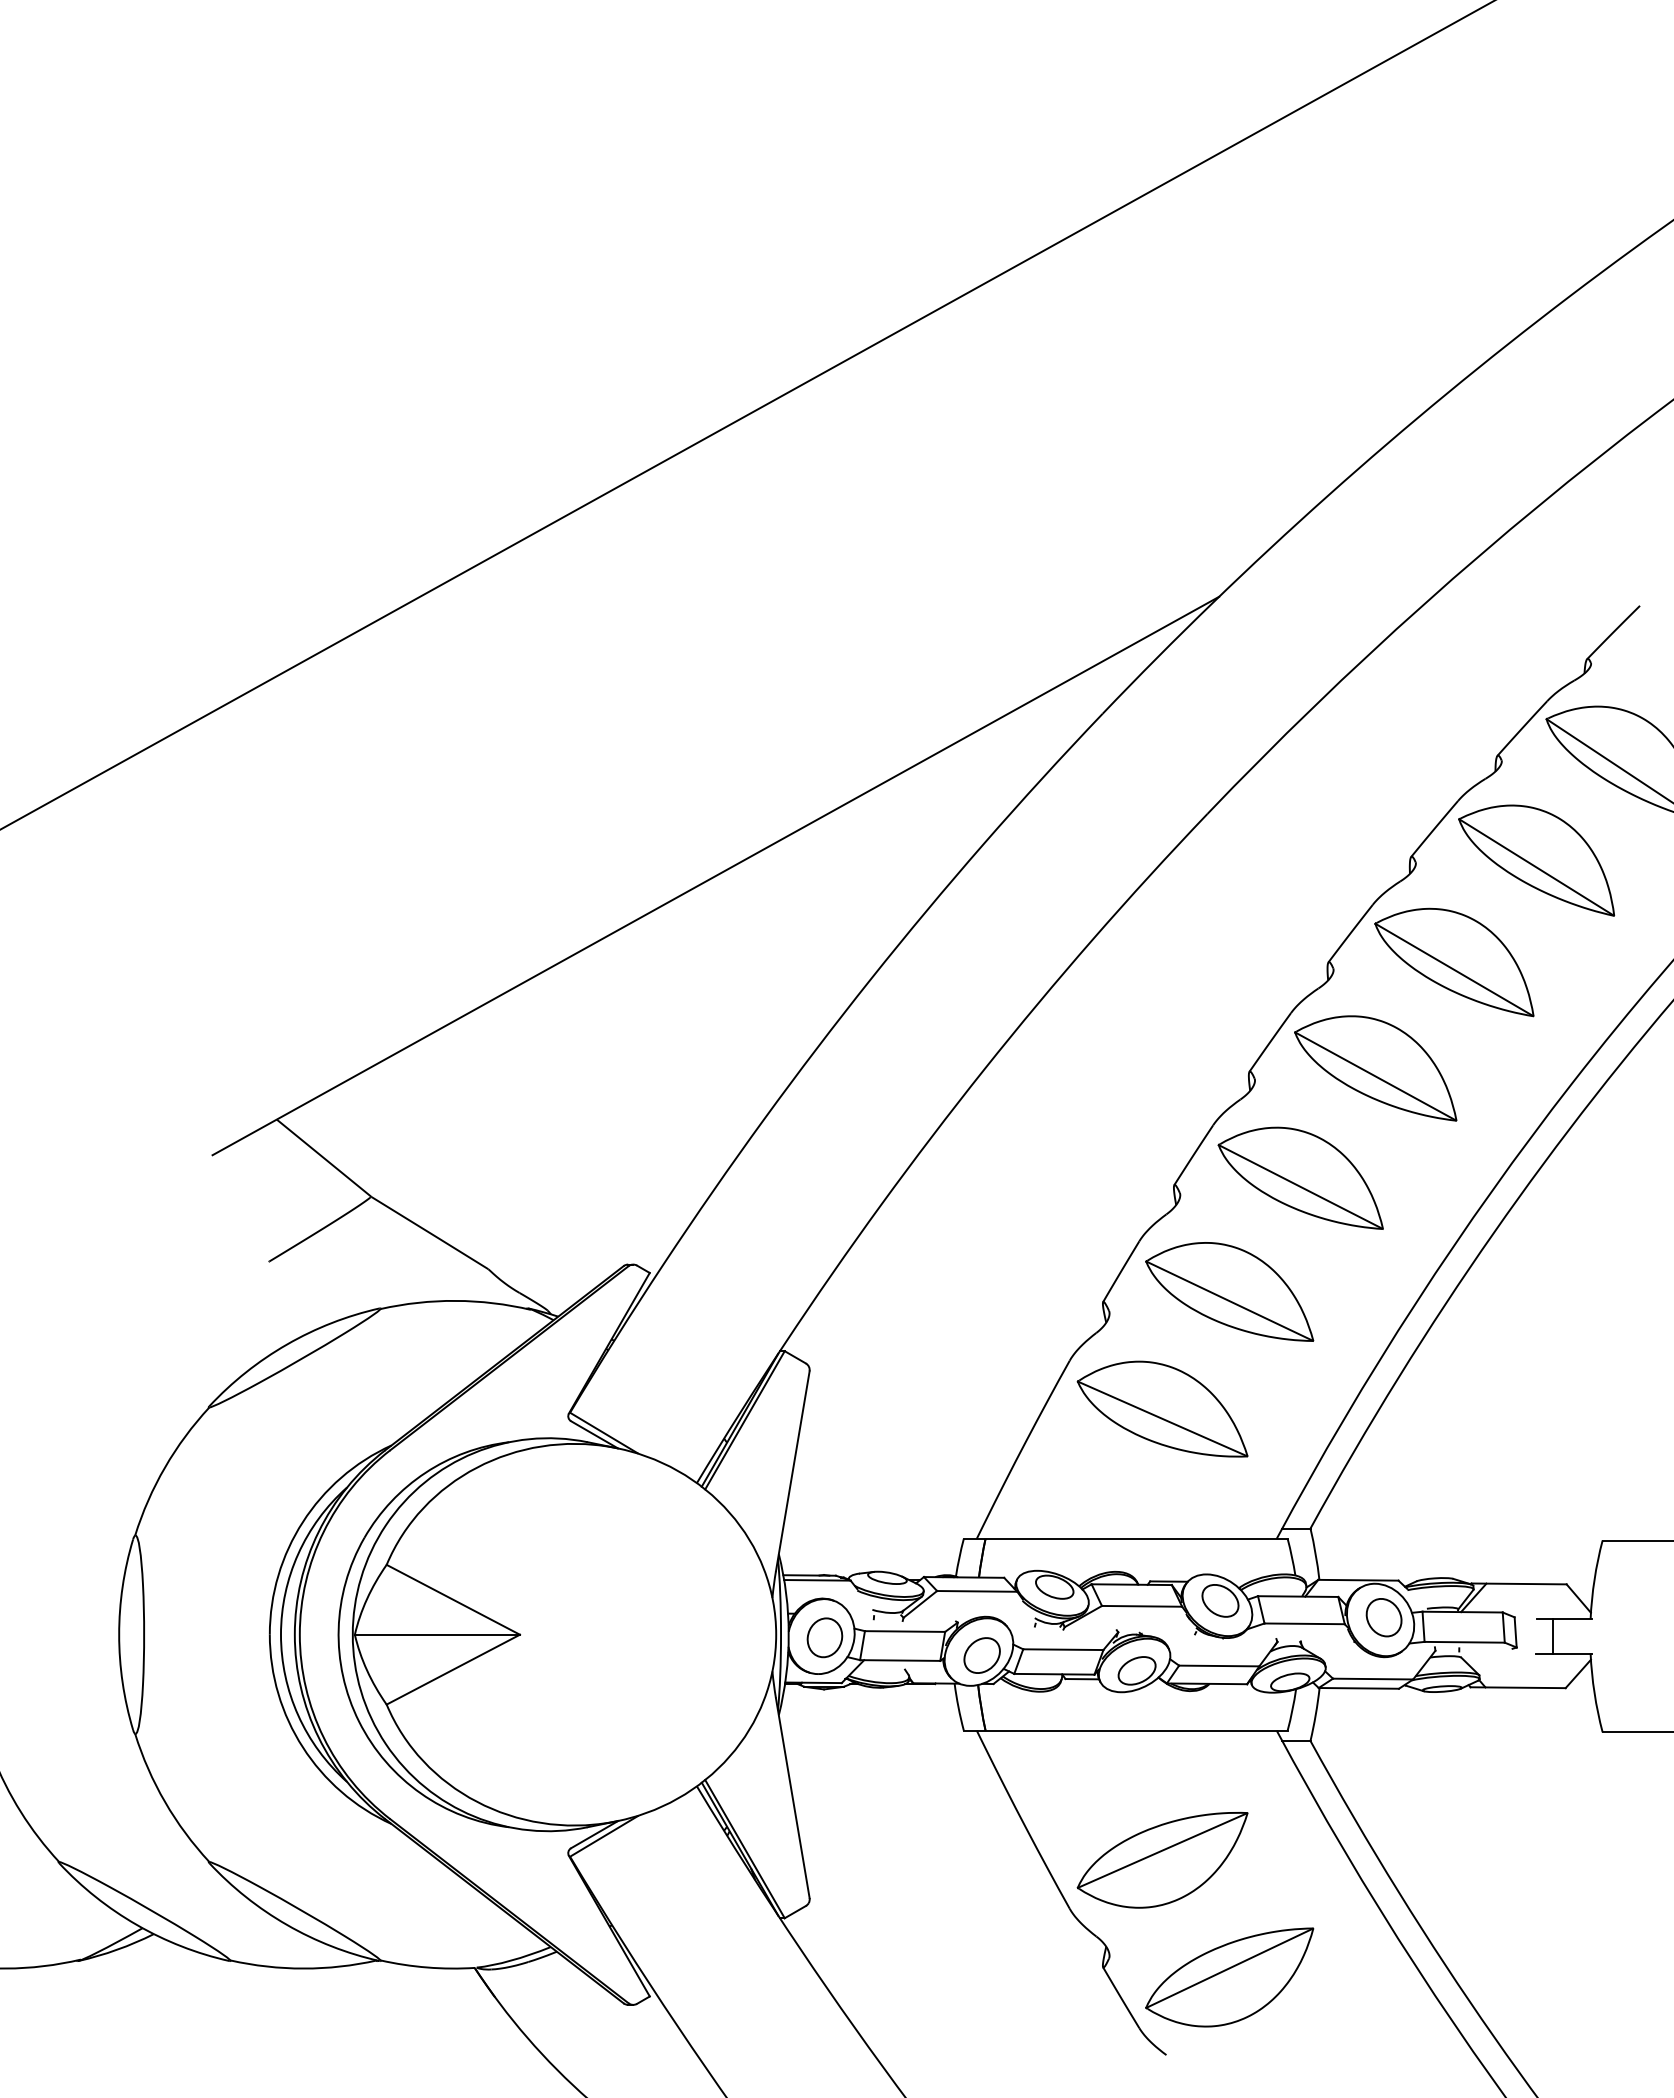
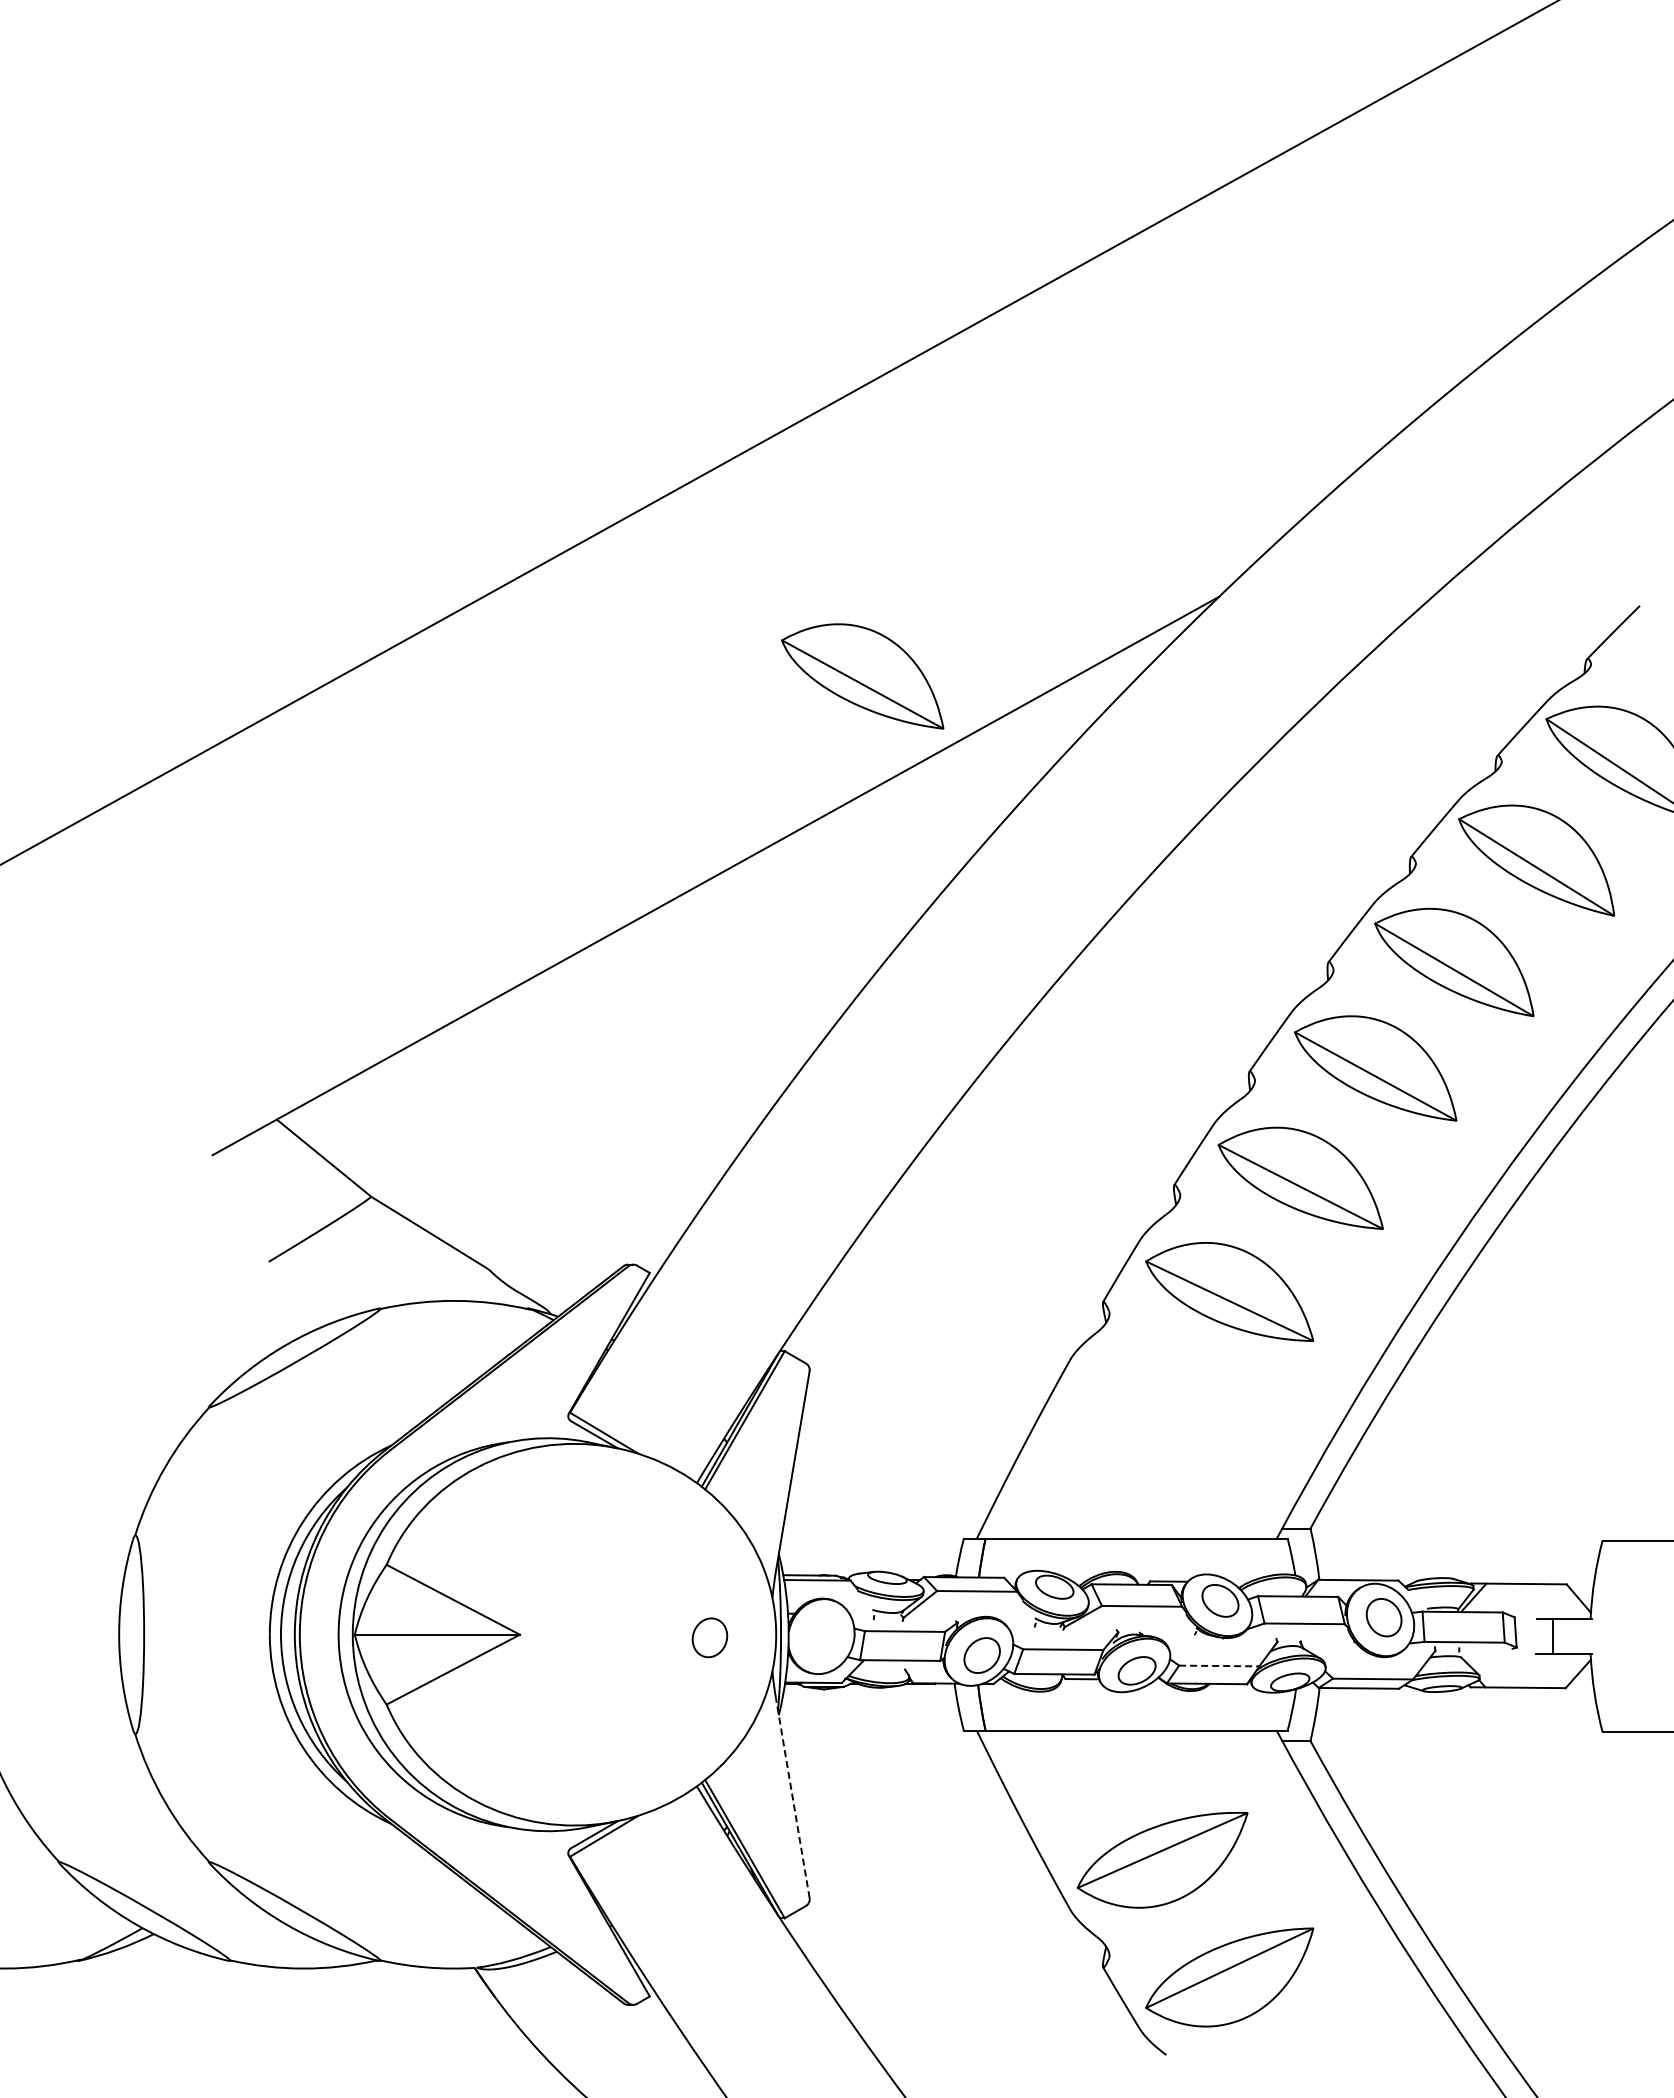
line position: (746, 415) -> (778, 432) (778, 432)
part: none -> present (862, 676)
part: present -> none (1162, 1408)
part position: (824, 1637) -> (709, 1637) (709, 1637)
line: solid -> dashed (1219, 1666)
line: solid -> dashed (792, 1797)
